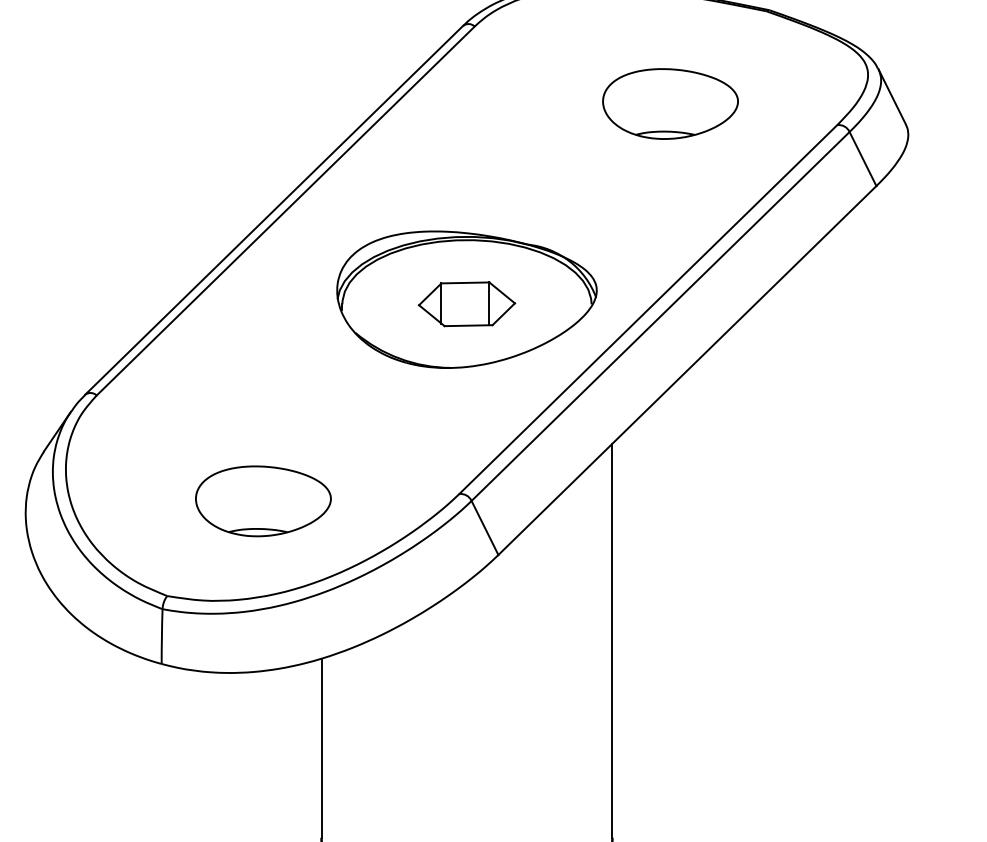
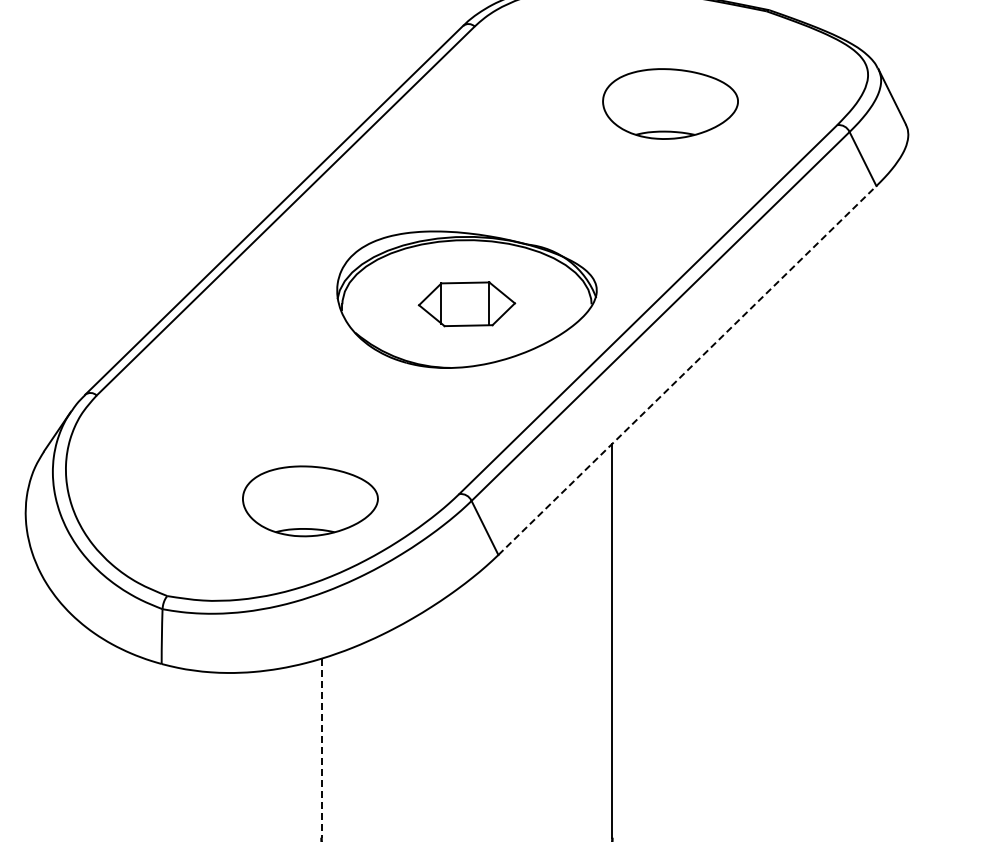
line: solid -> dashed (687, 370)
part position: (263, 501) -> (310, 501) (310, 501)
line: solid -> dashed (321, 748)
